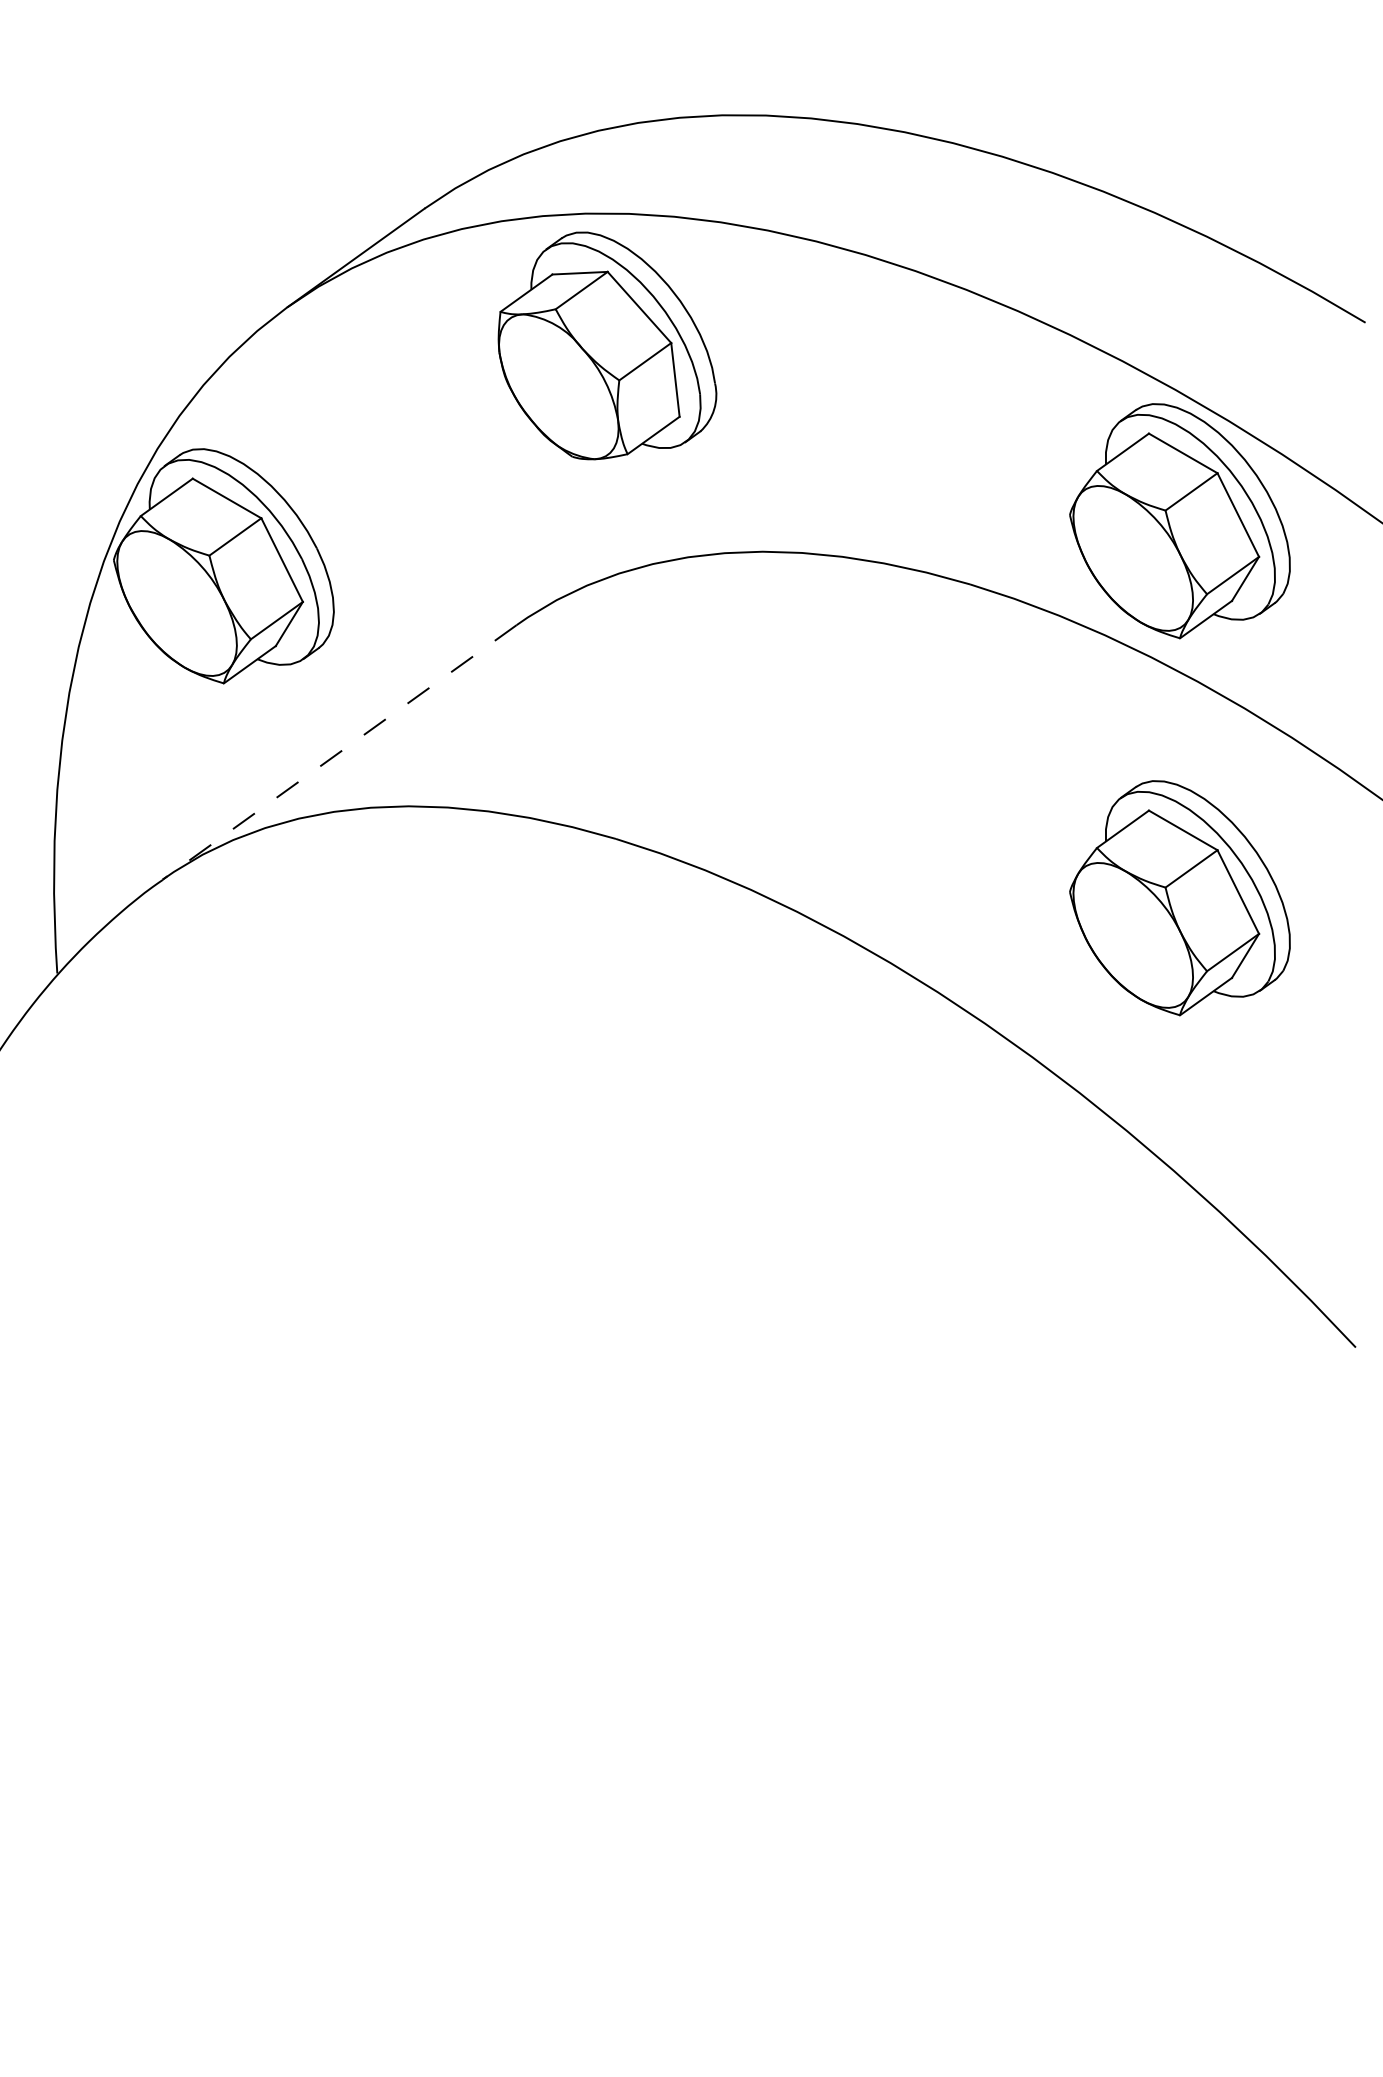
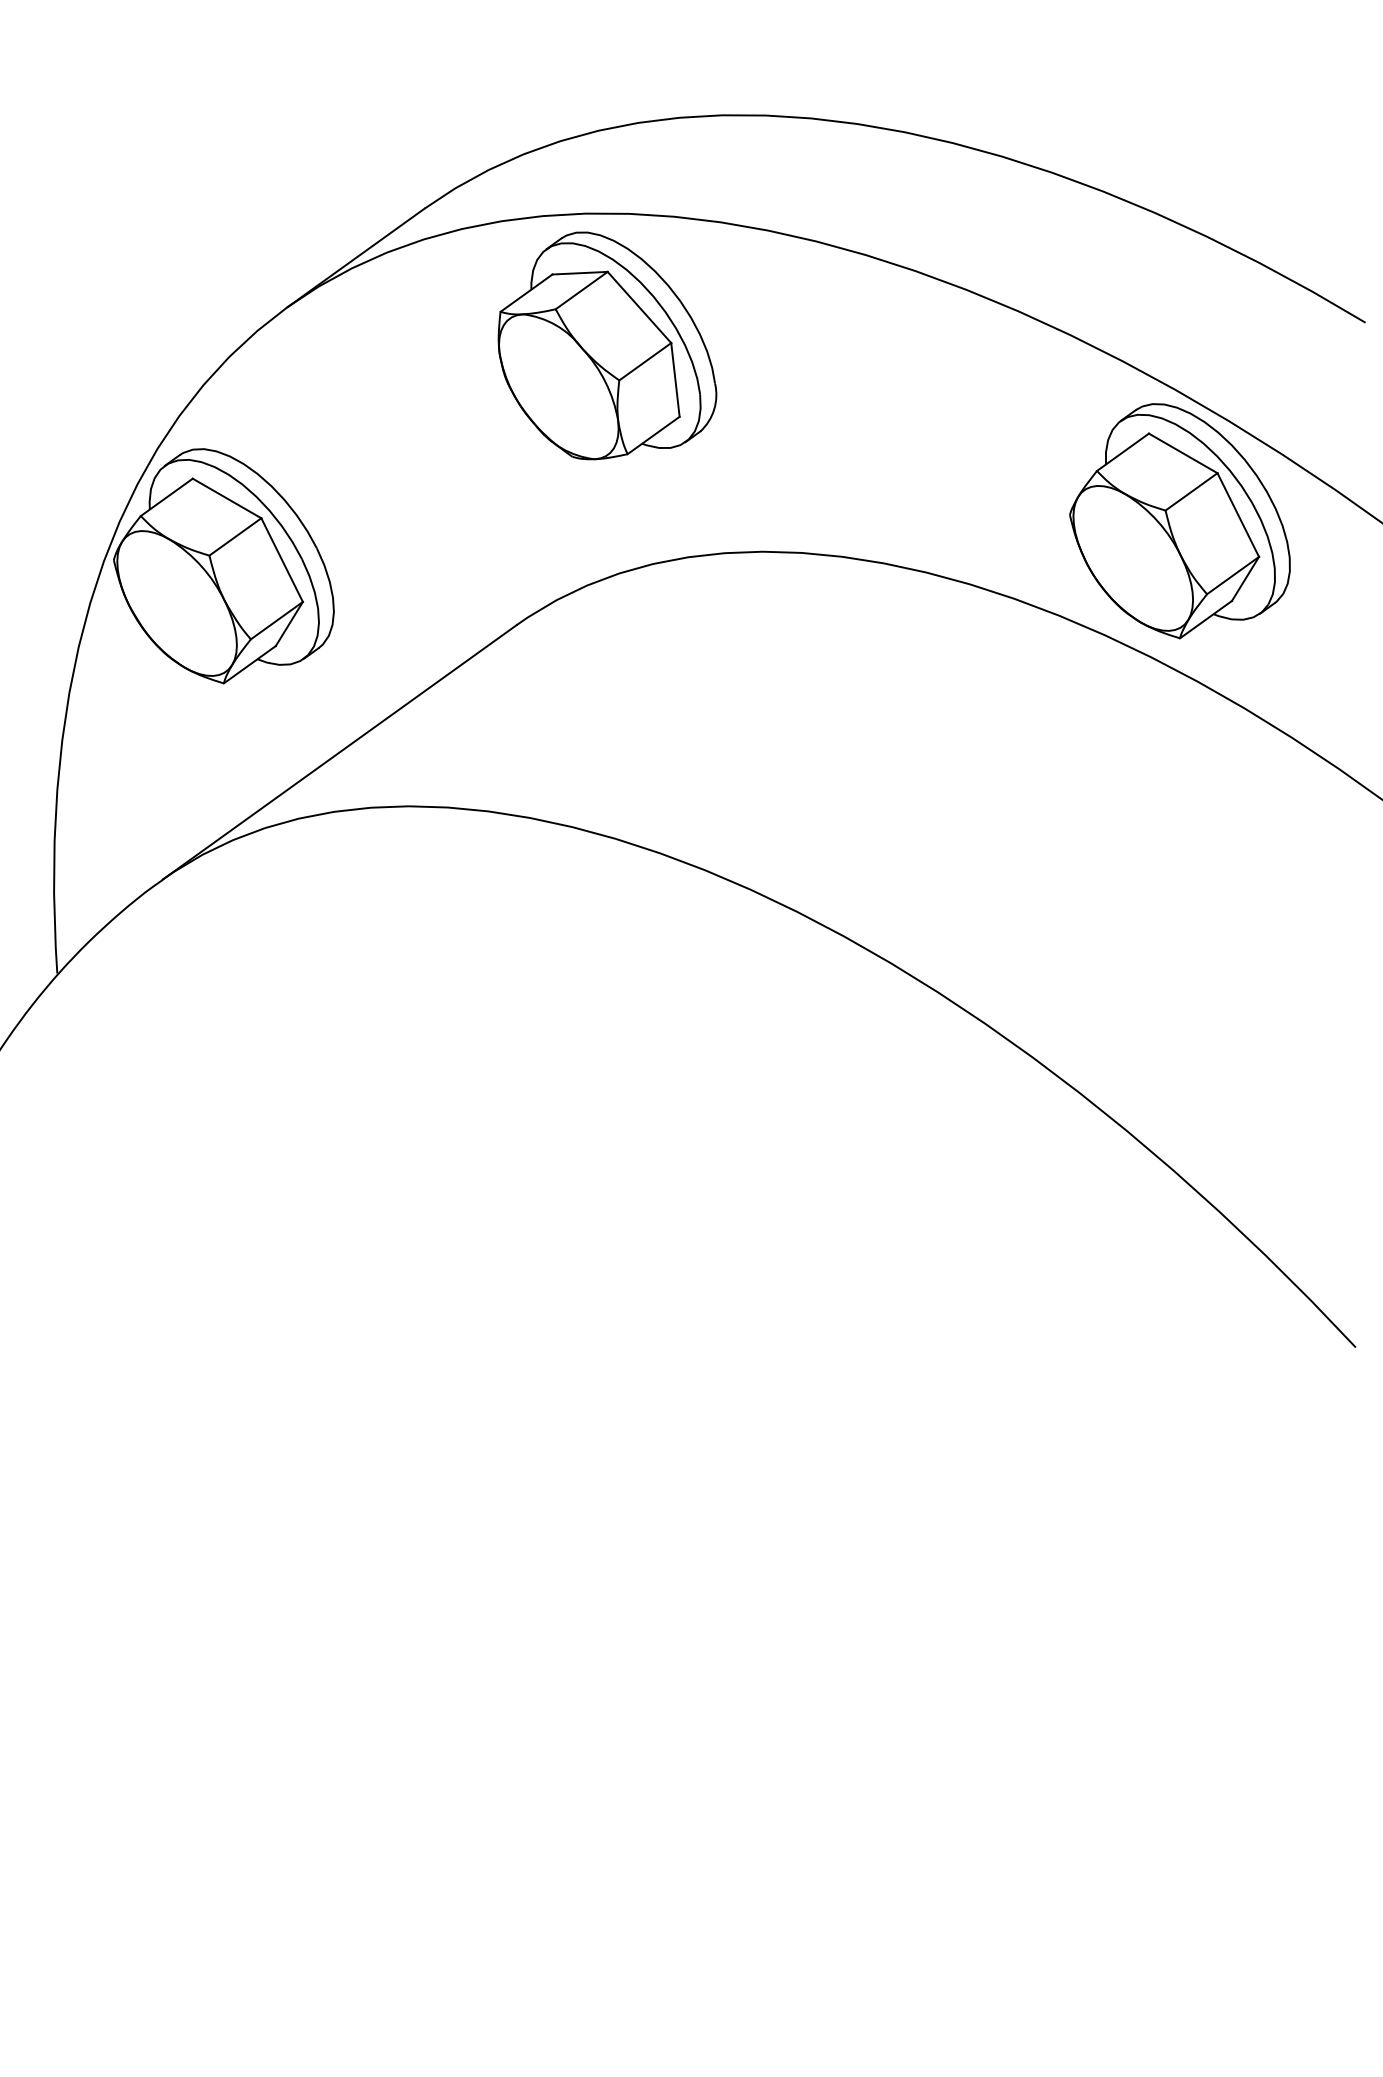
line: dashed -> solid (339, 752)
part: present -> none (1179, 898)
